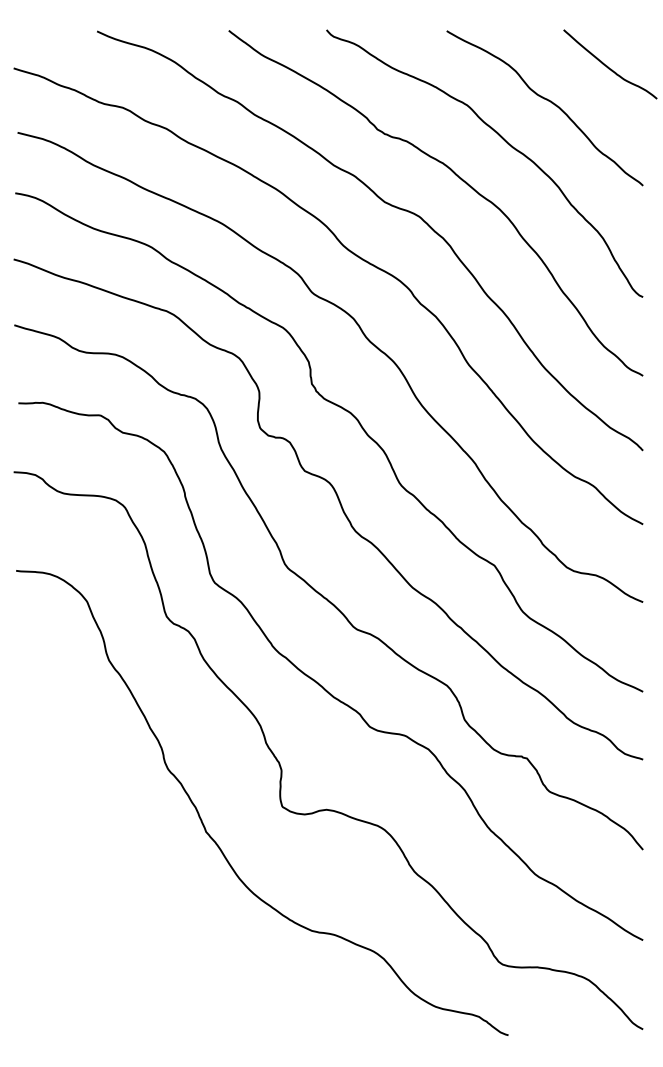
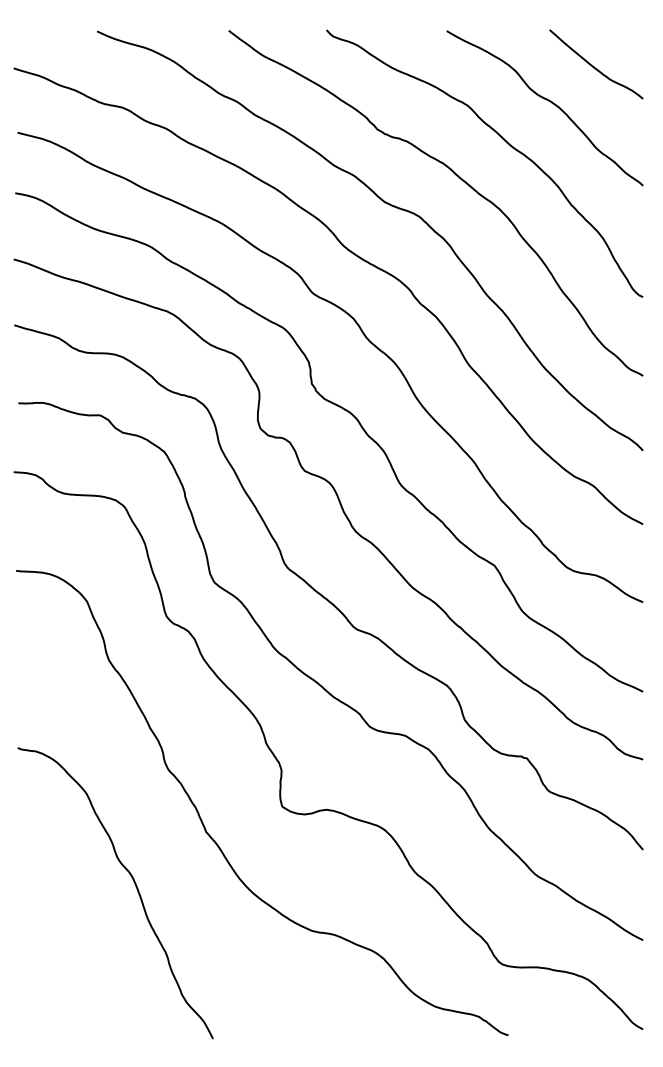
curve position: (608, 66) -> (594, 66) (594, 66)
curve: none -> present (135, 887)
